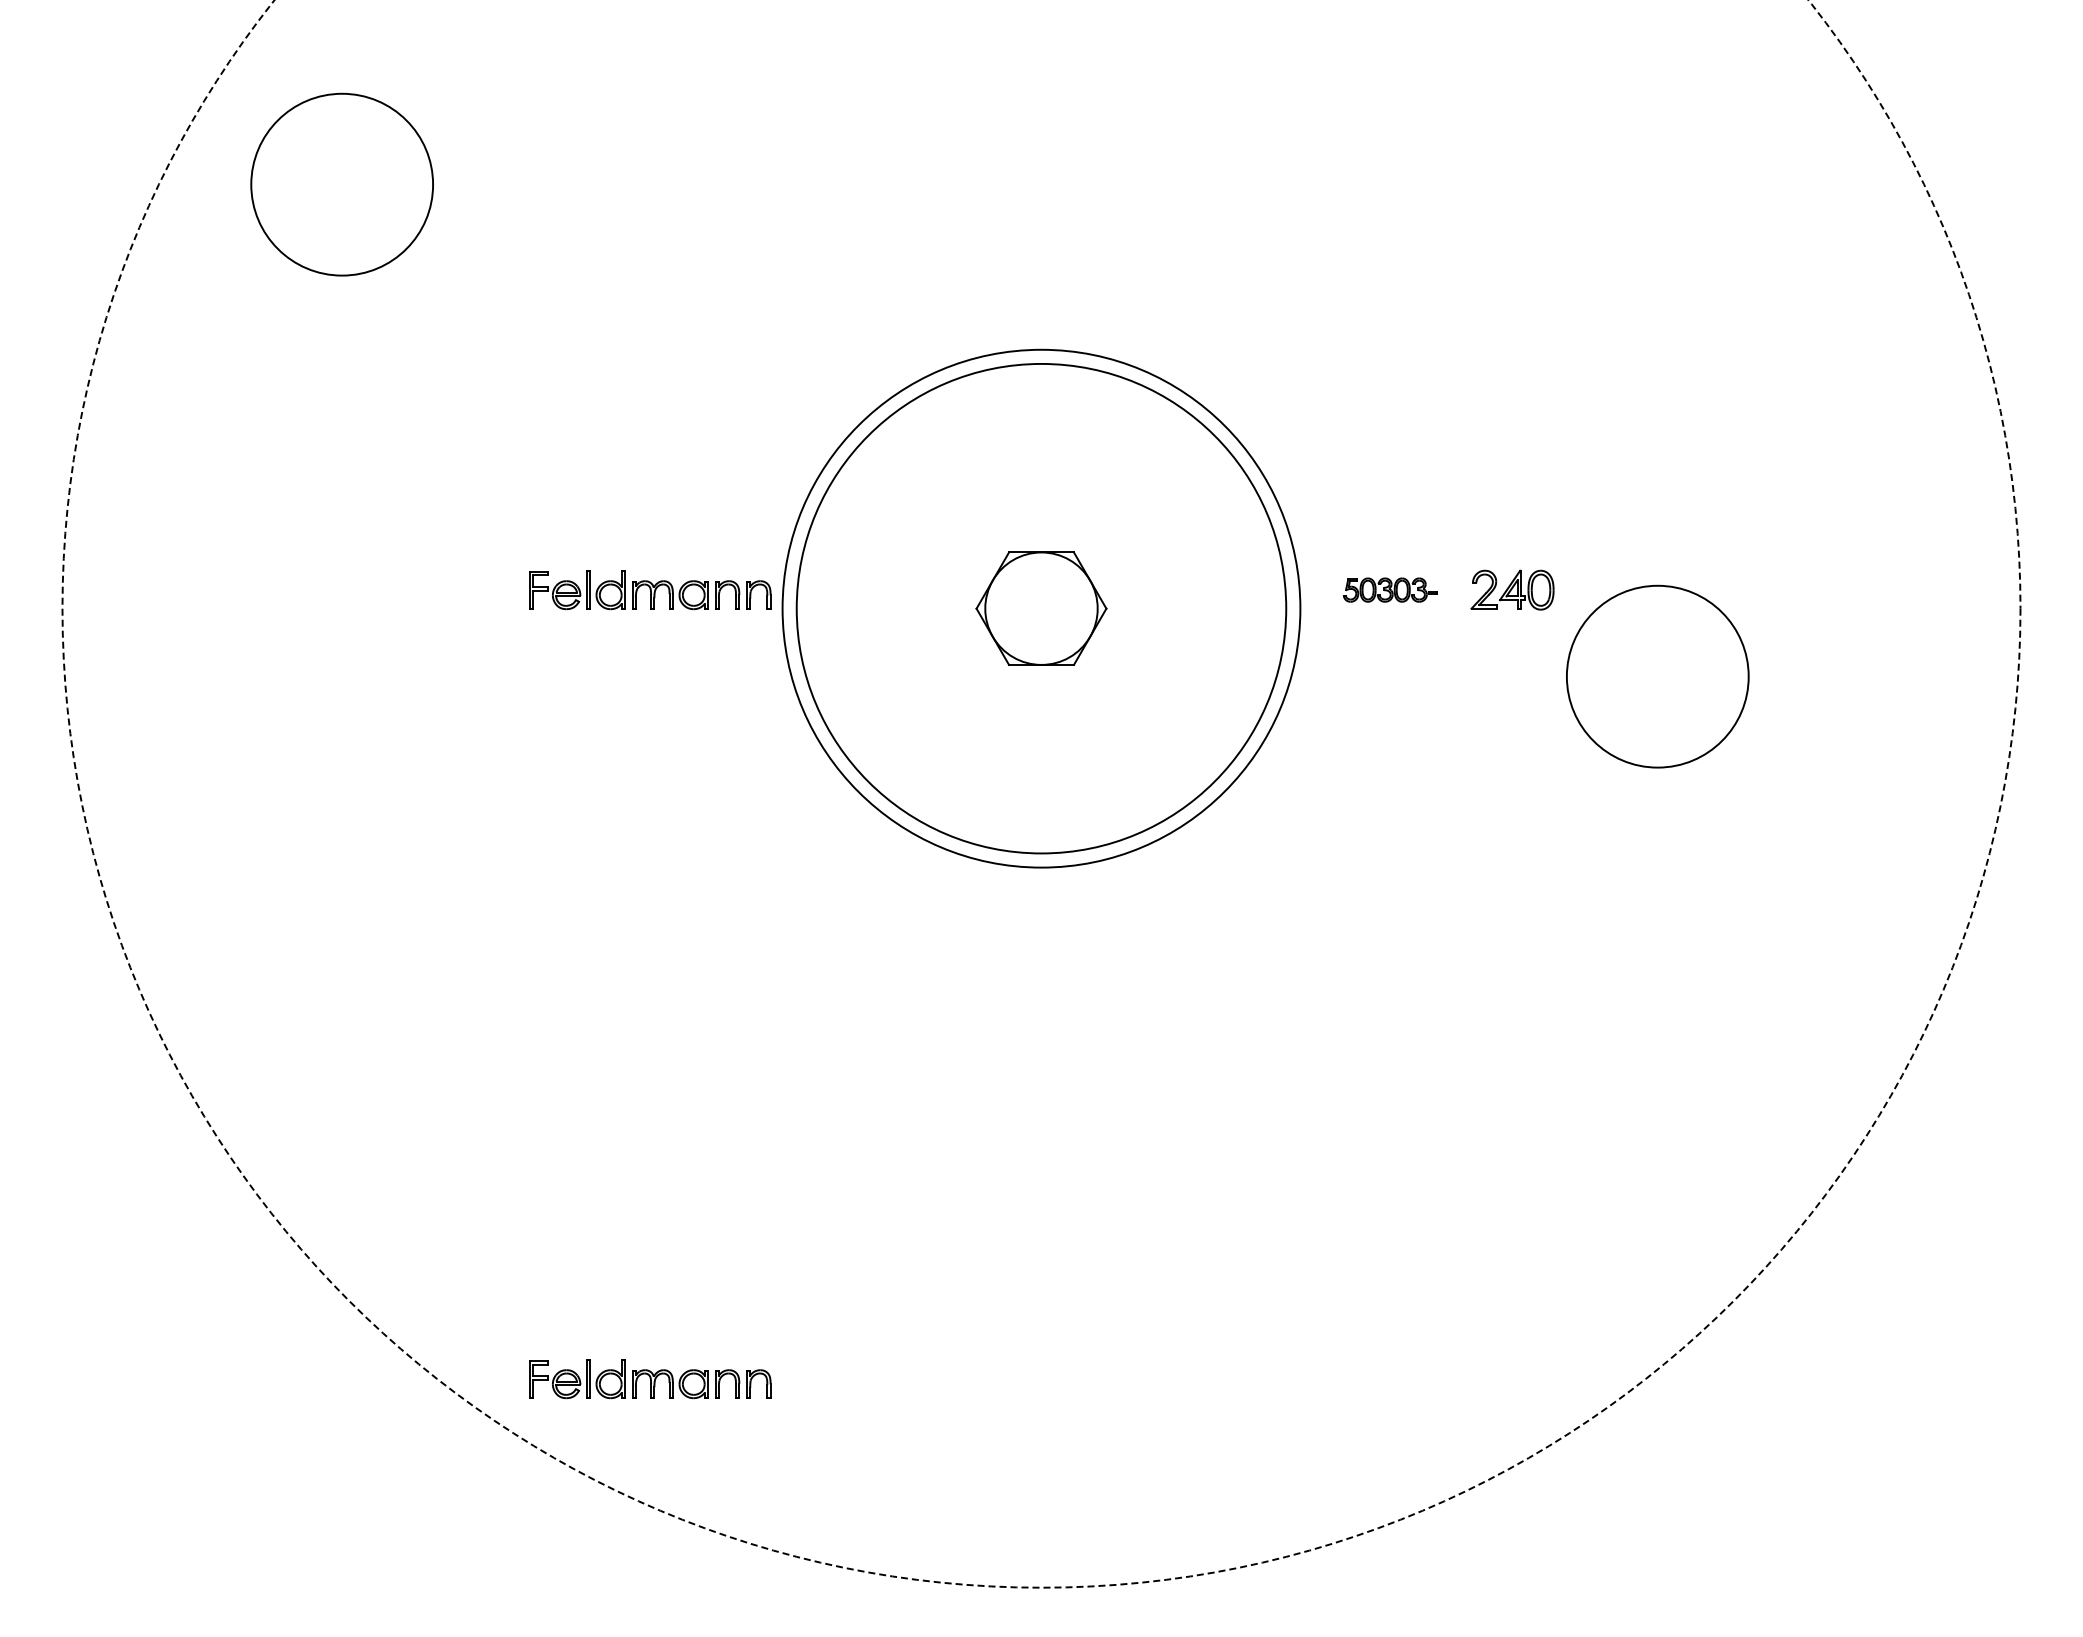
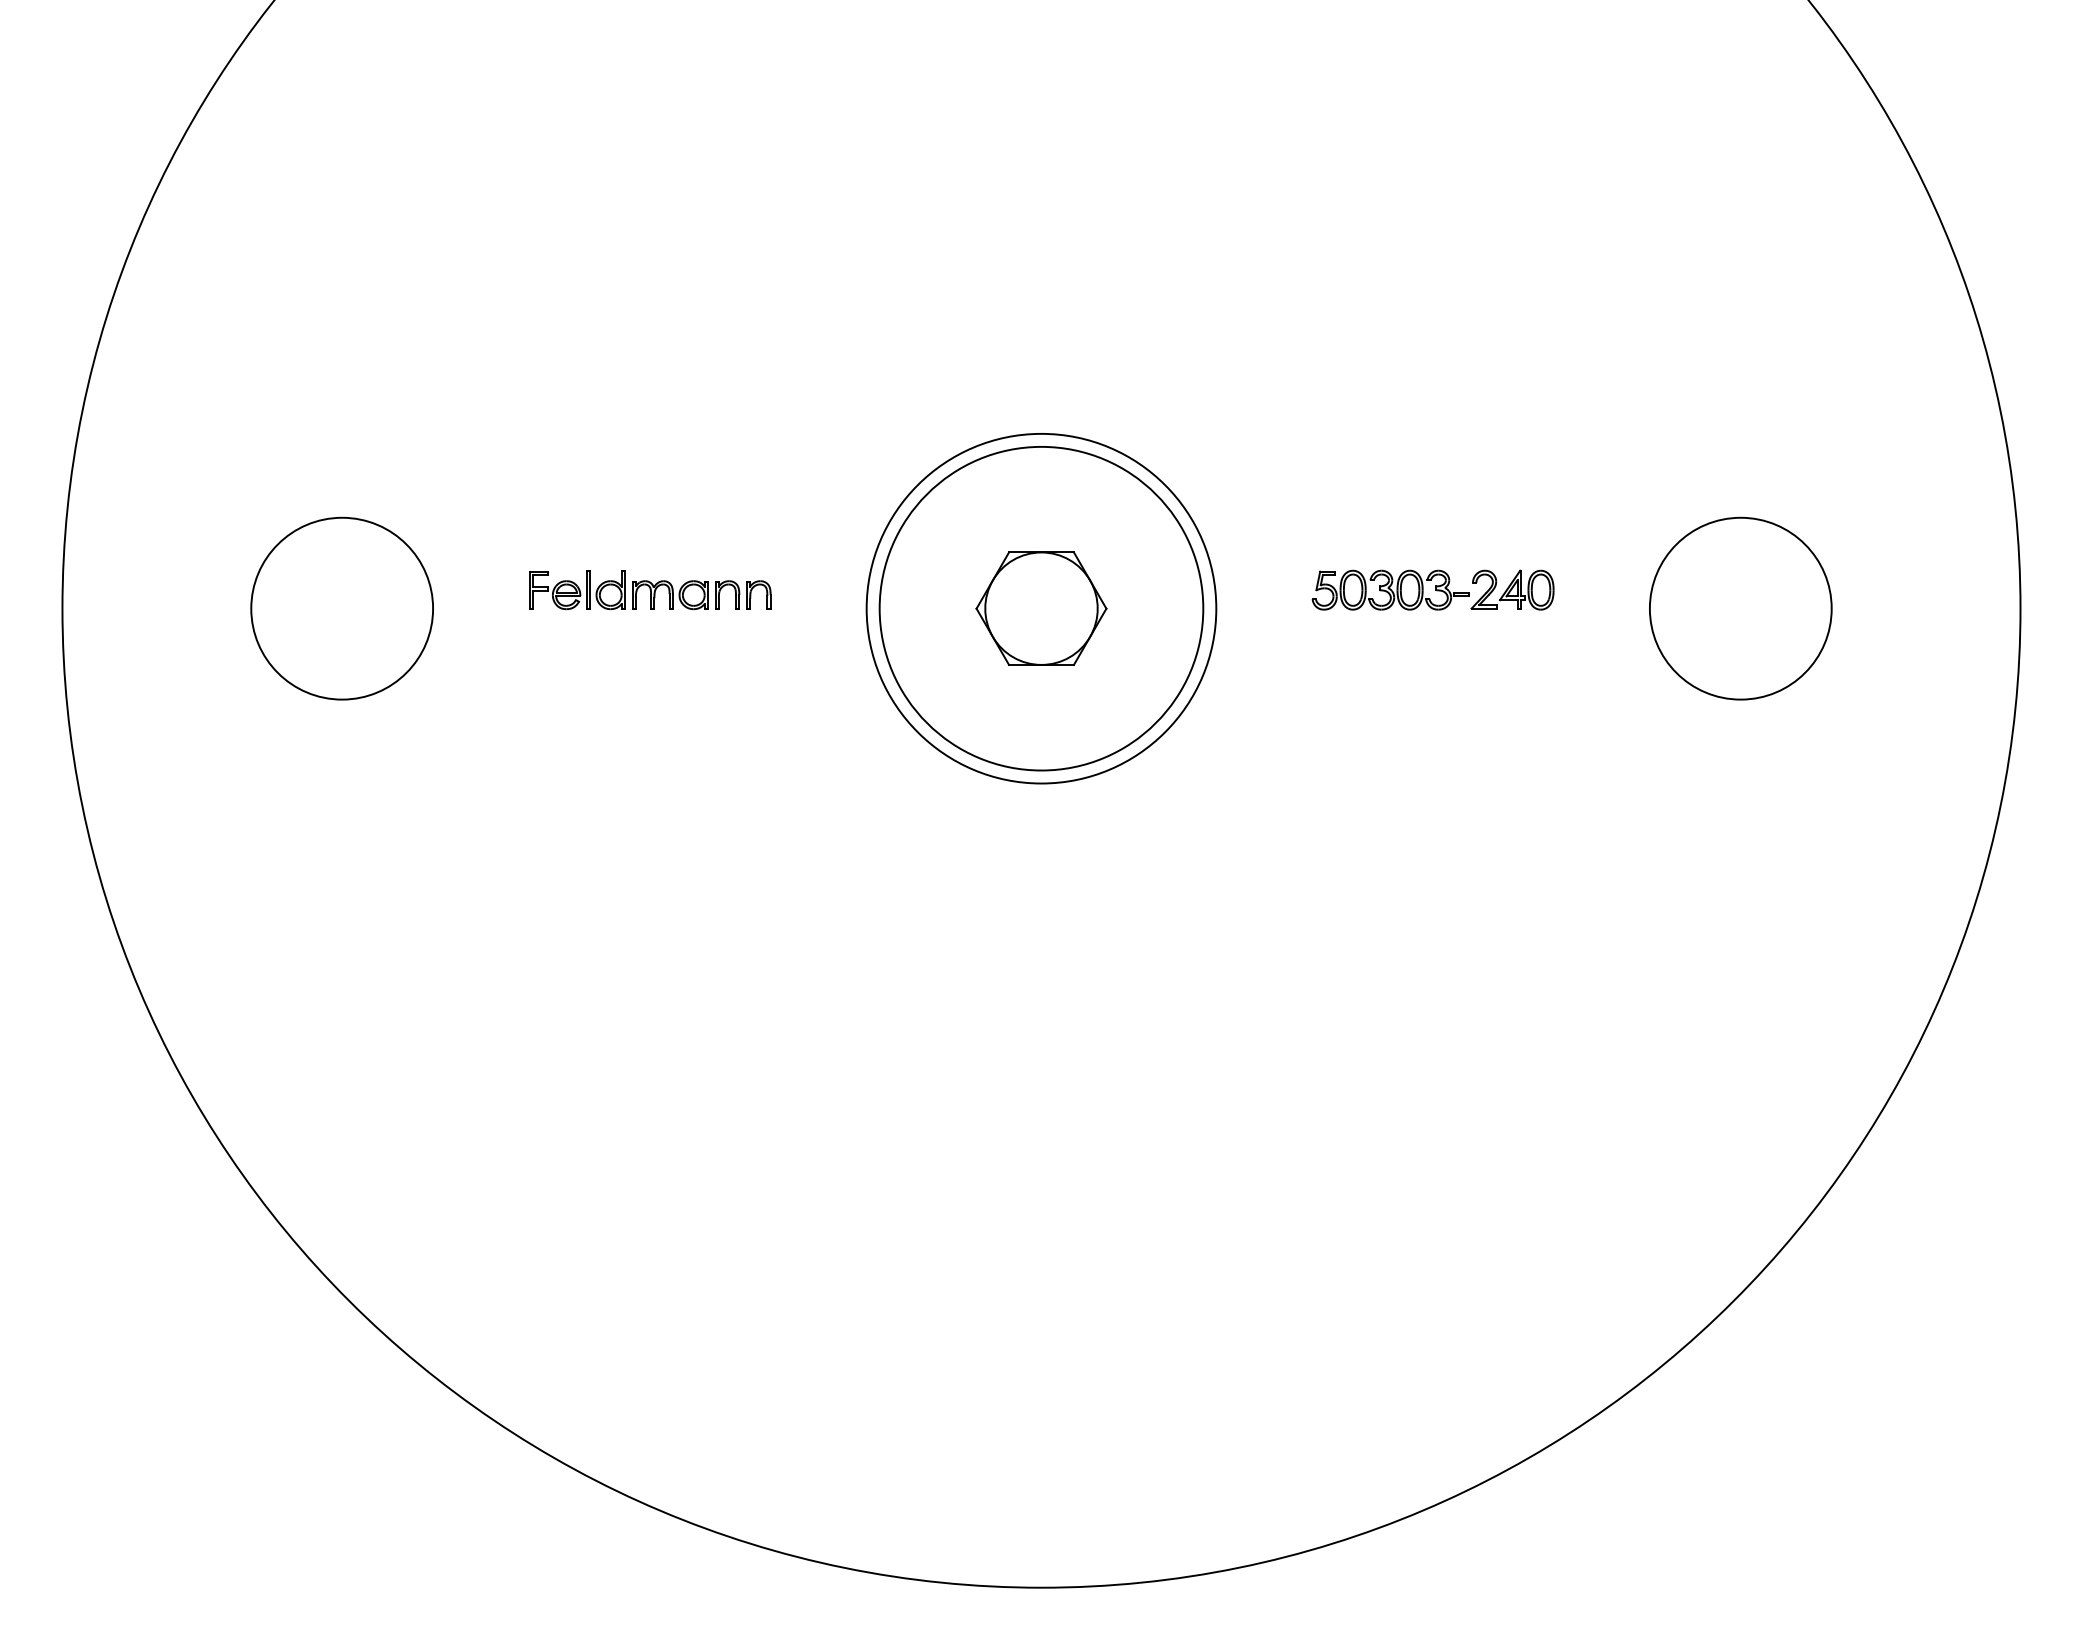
circle position: (341, 184) -> (341, 608) (341, 608)
part size: 95x26 px -> 159x42 px (1390, 589)
circle diameter: 490 px -> 350 px (1041, 608)
circle diameter: 518 px -> 324 px (1041, 608)
circle position: (1657, 676) -> (1740, 608) (1740, 608)
circle: dashed -> solid (1041, 793)
part: present -> none (650, 1379)
